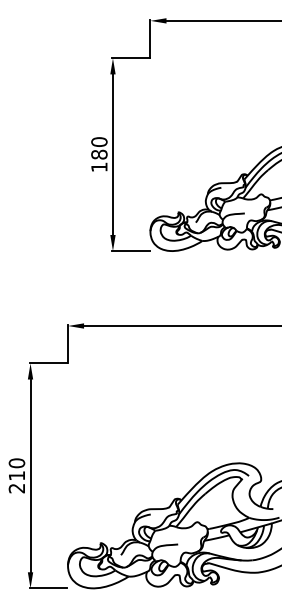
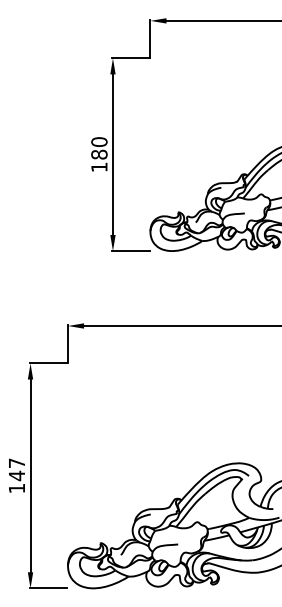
text: 210 -> 147 (16, 475)
